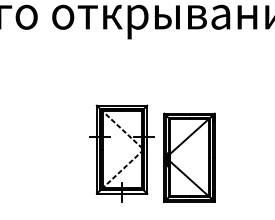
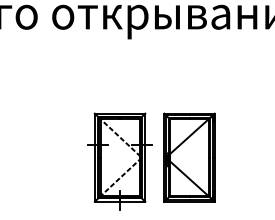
part position: (121, 153) -> (119, 161) (119, 161)
